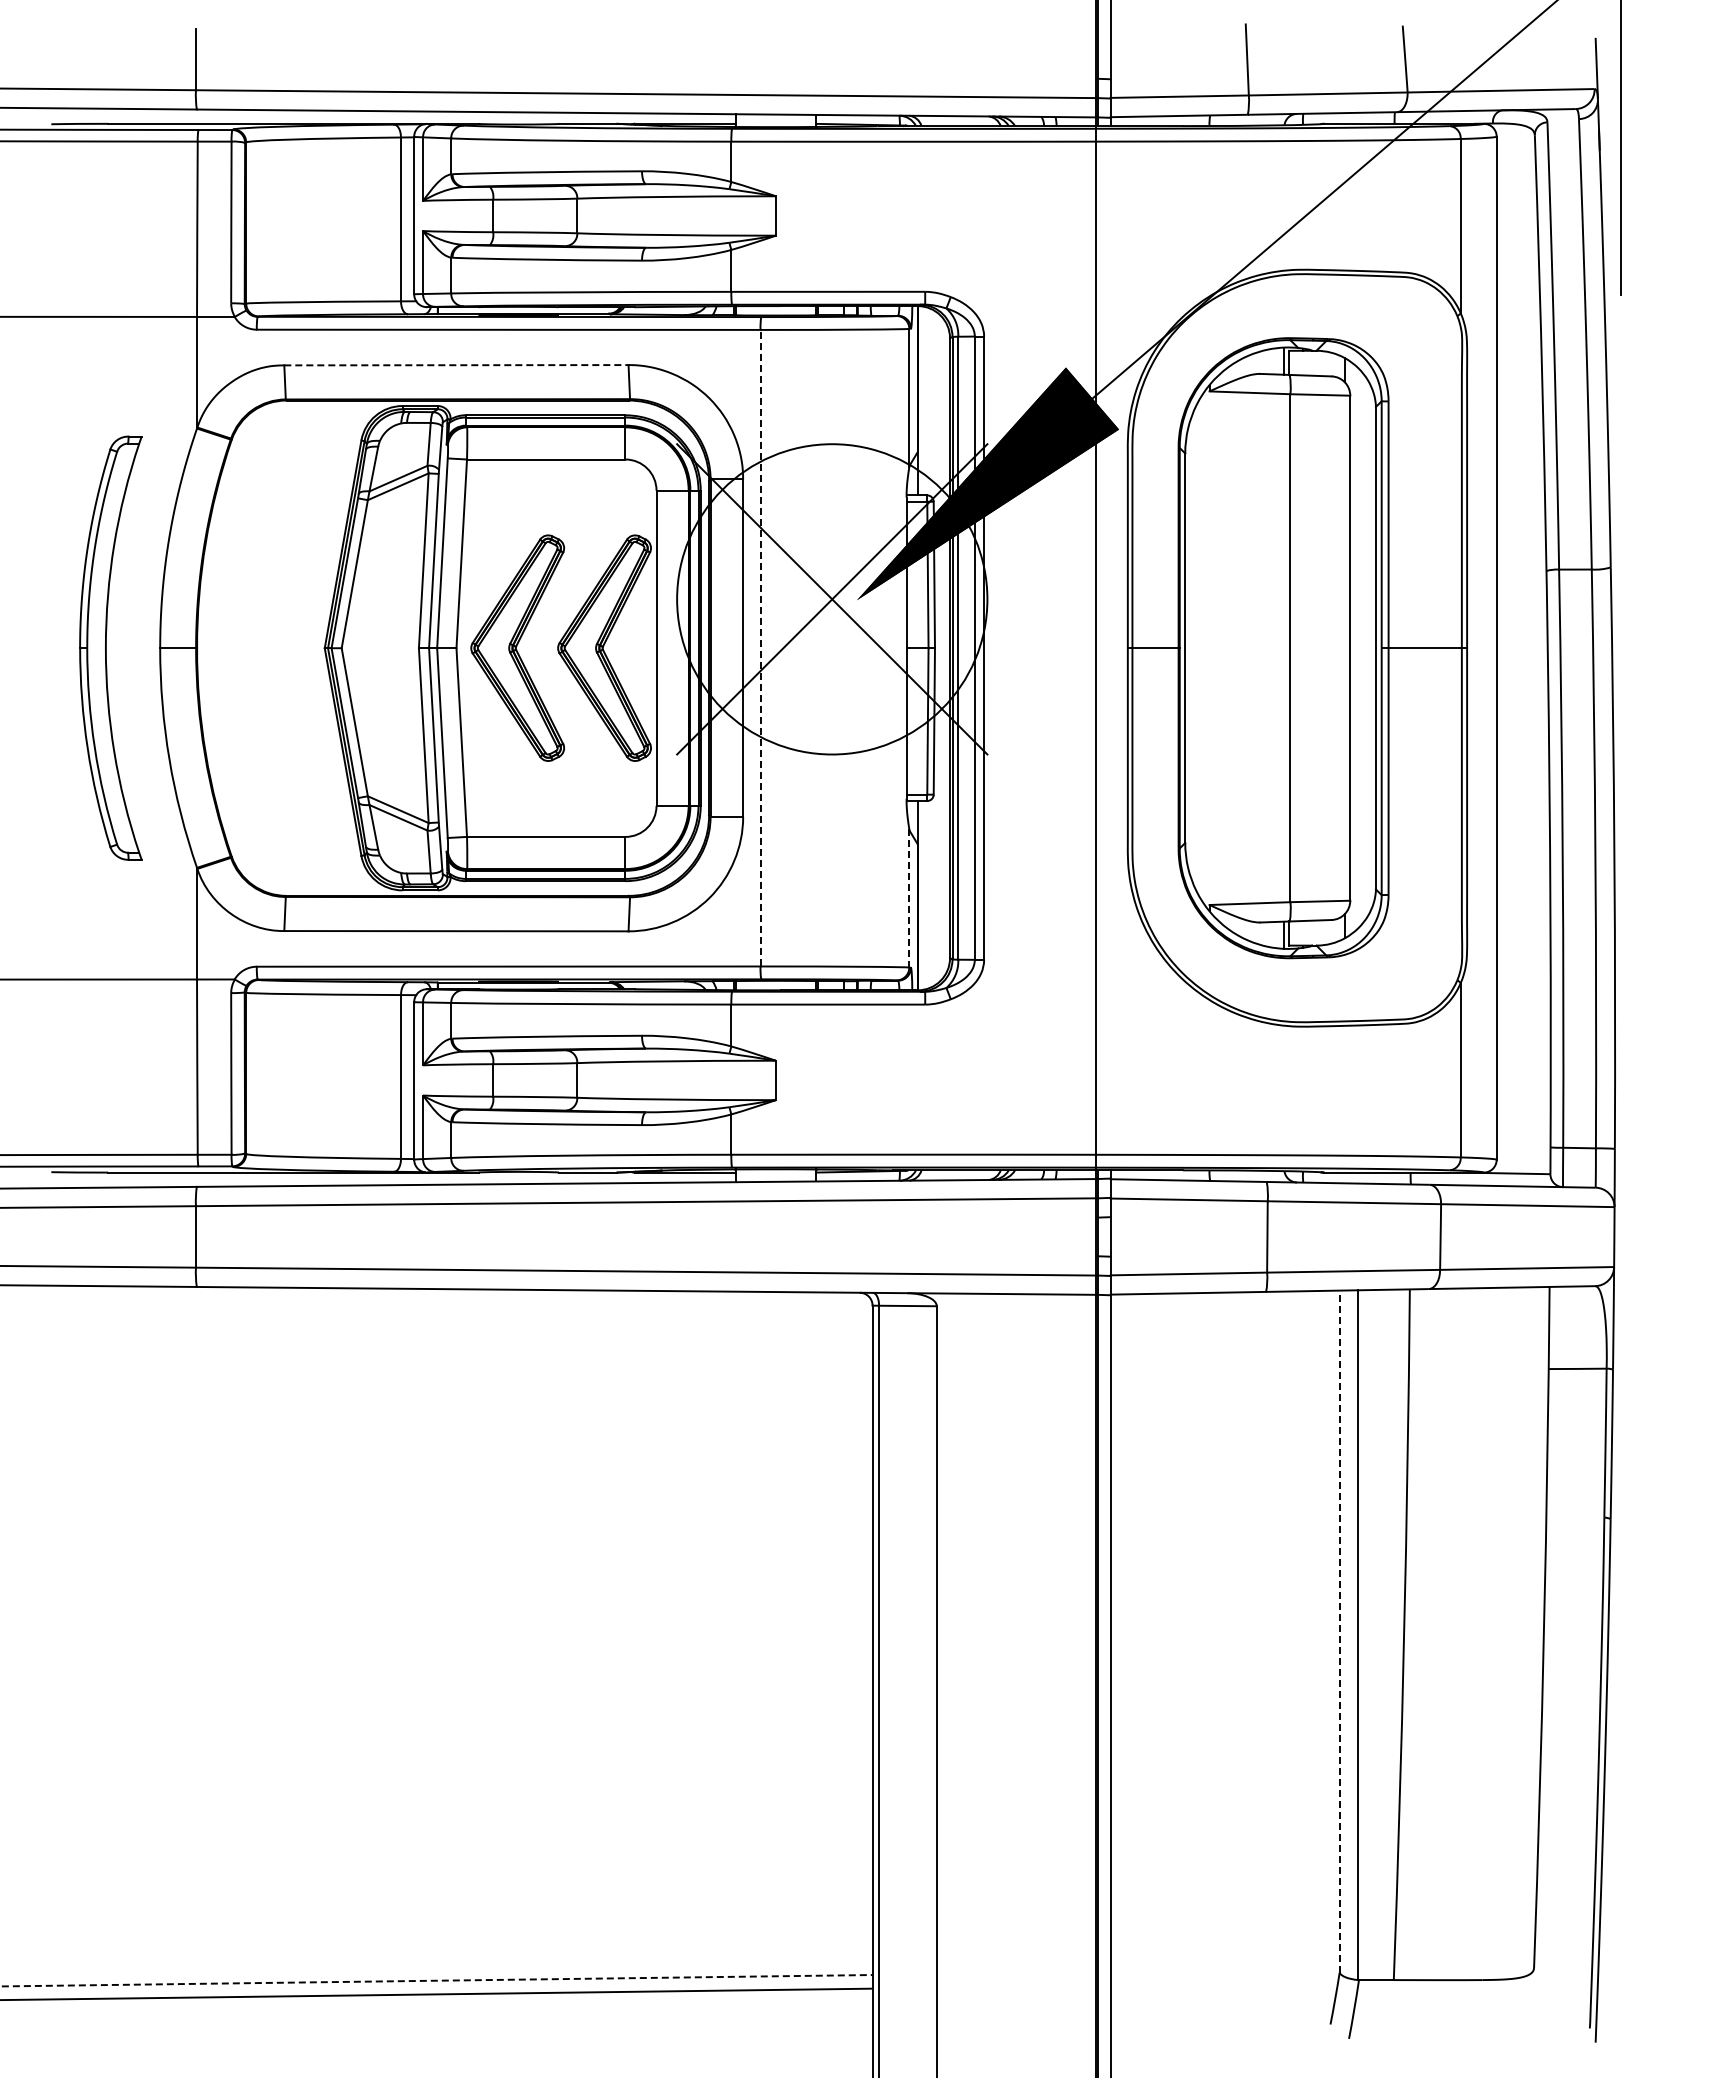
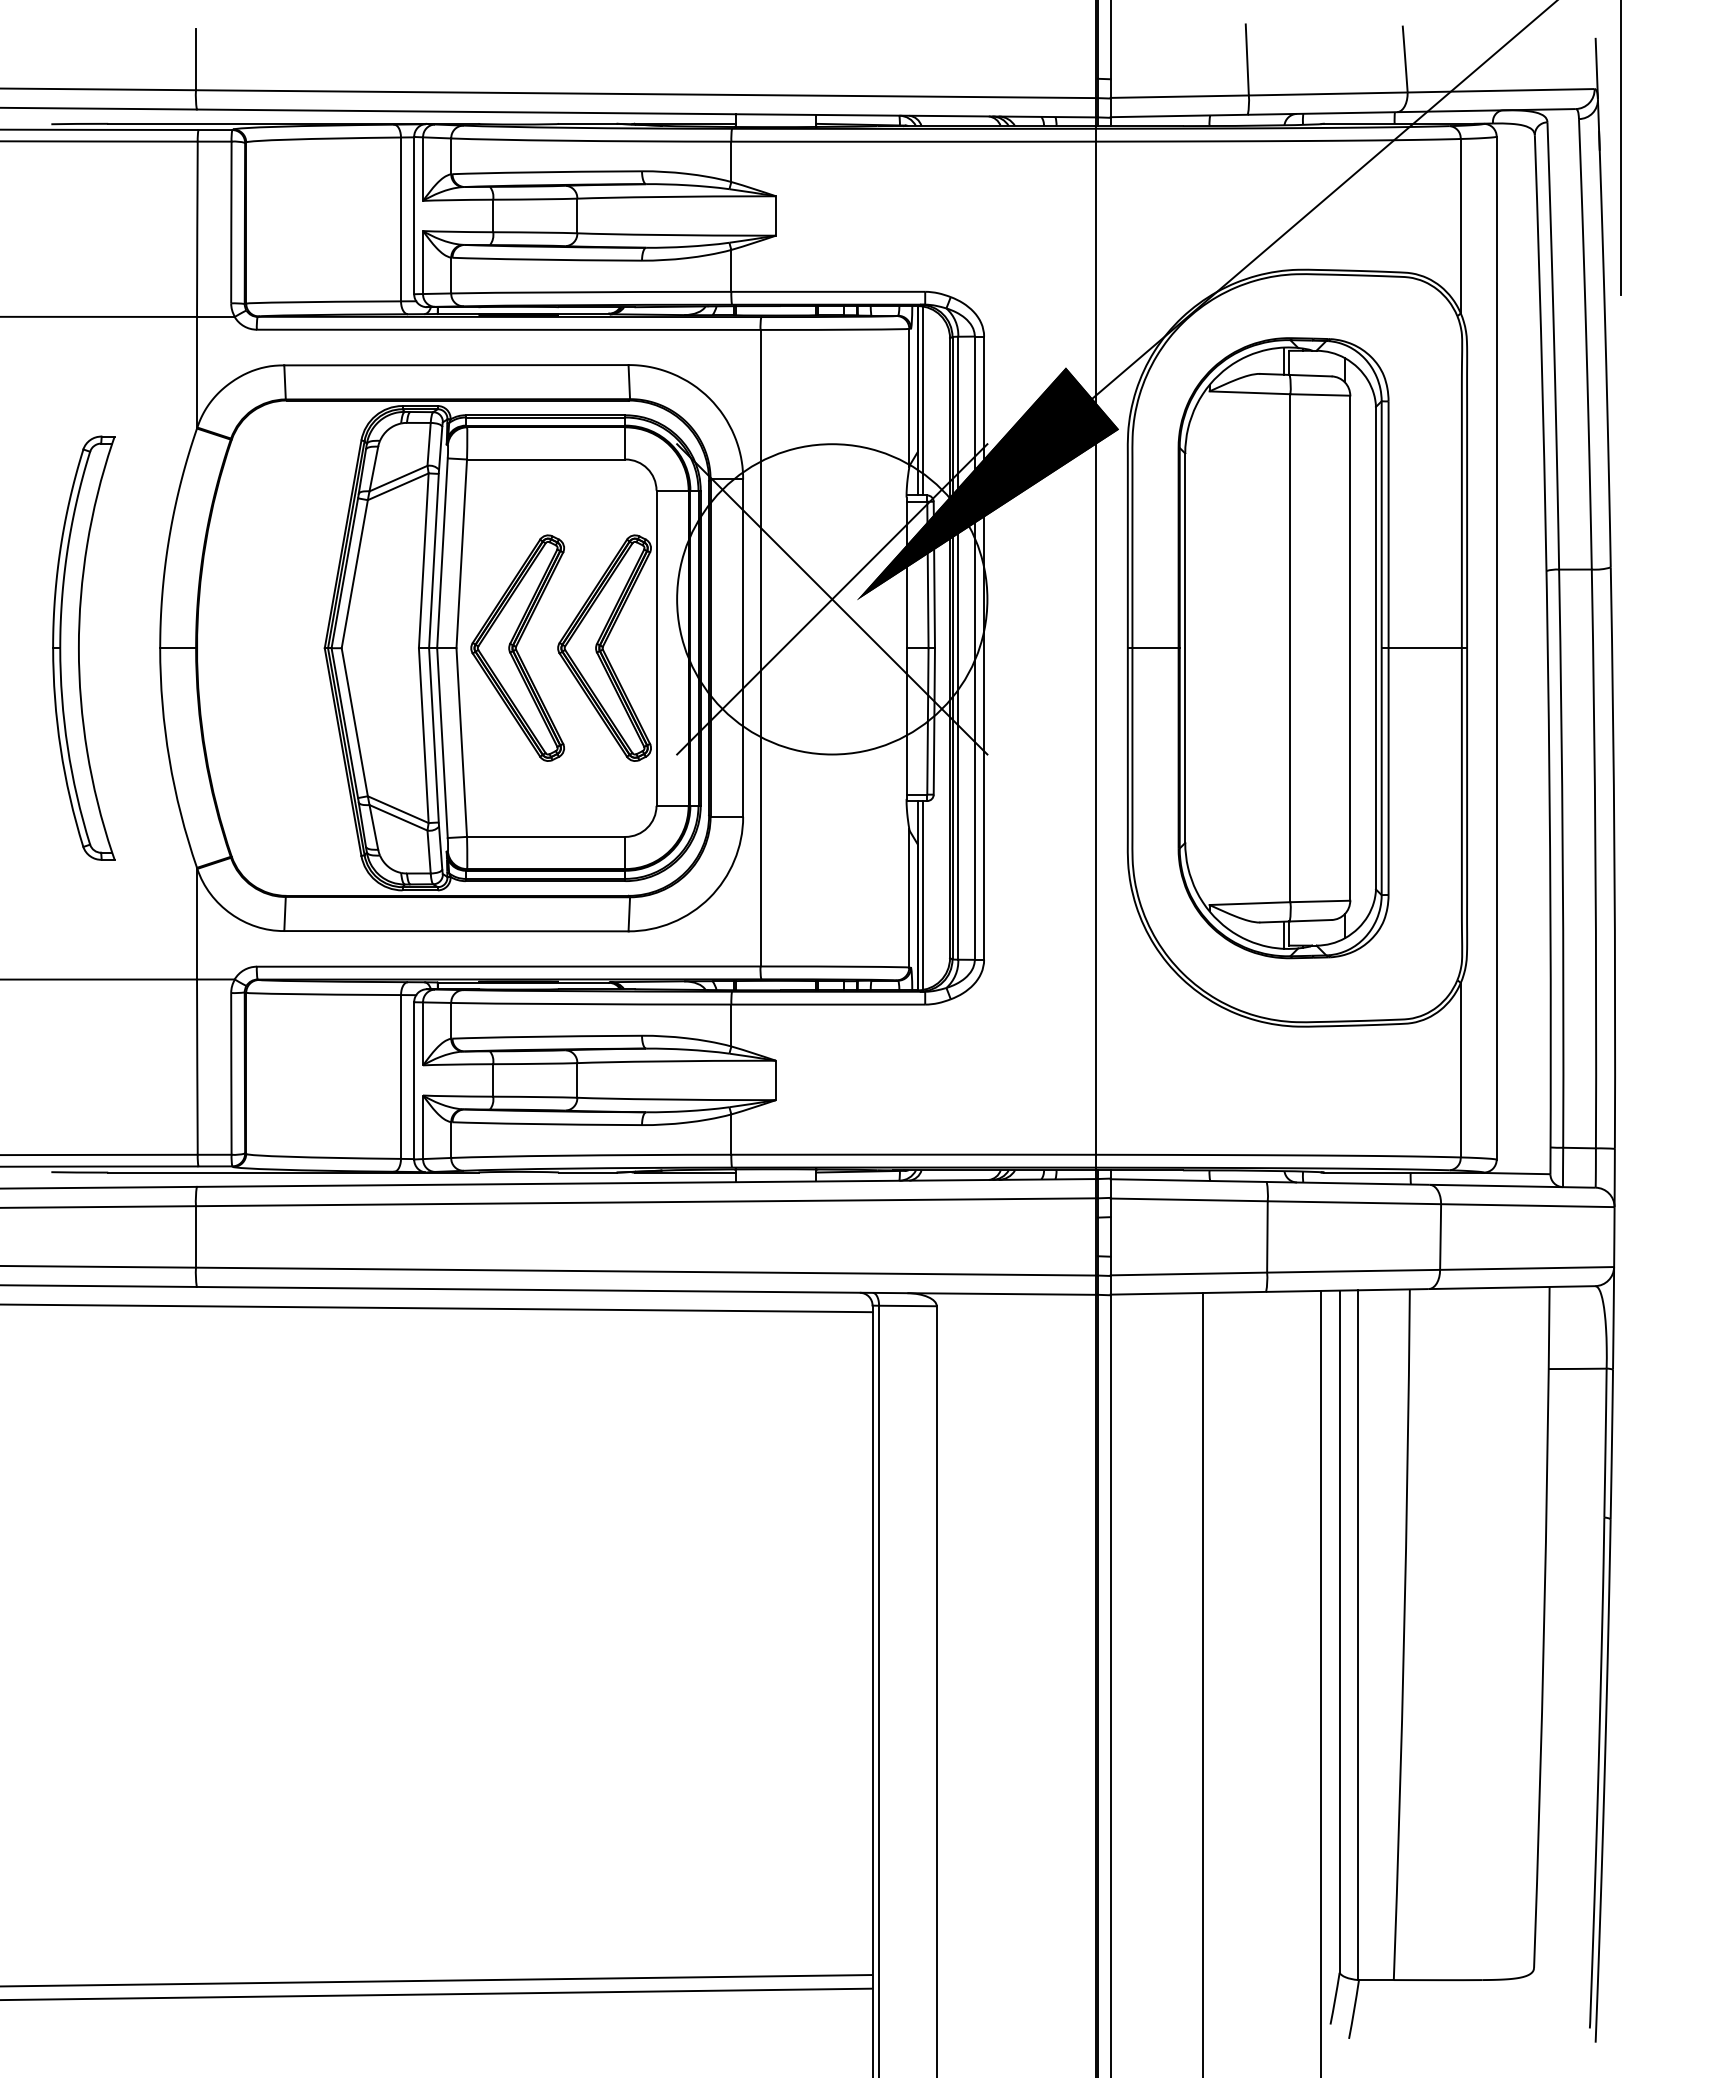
line: dashed -> solid (456, 365)
line: none -> present (923, 400)
part position: (110, 647) -> (83, 647) (83, 647)
line: dashed -> solid (760, 647)
line: none -> present (923, 895)
line: dashed -> solid (909, 897)
line: none -> present (437, 1308)
line: dashed -> solid (1339, 1631)
line: none -> present (1321, 1682)
line: none -> present (1203, 1683)
line: dashed -> solid (435, 1980)
